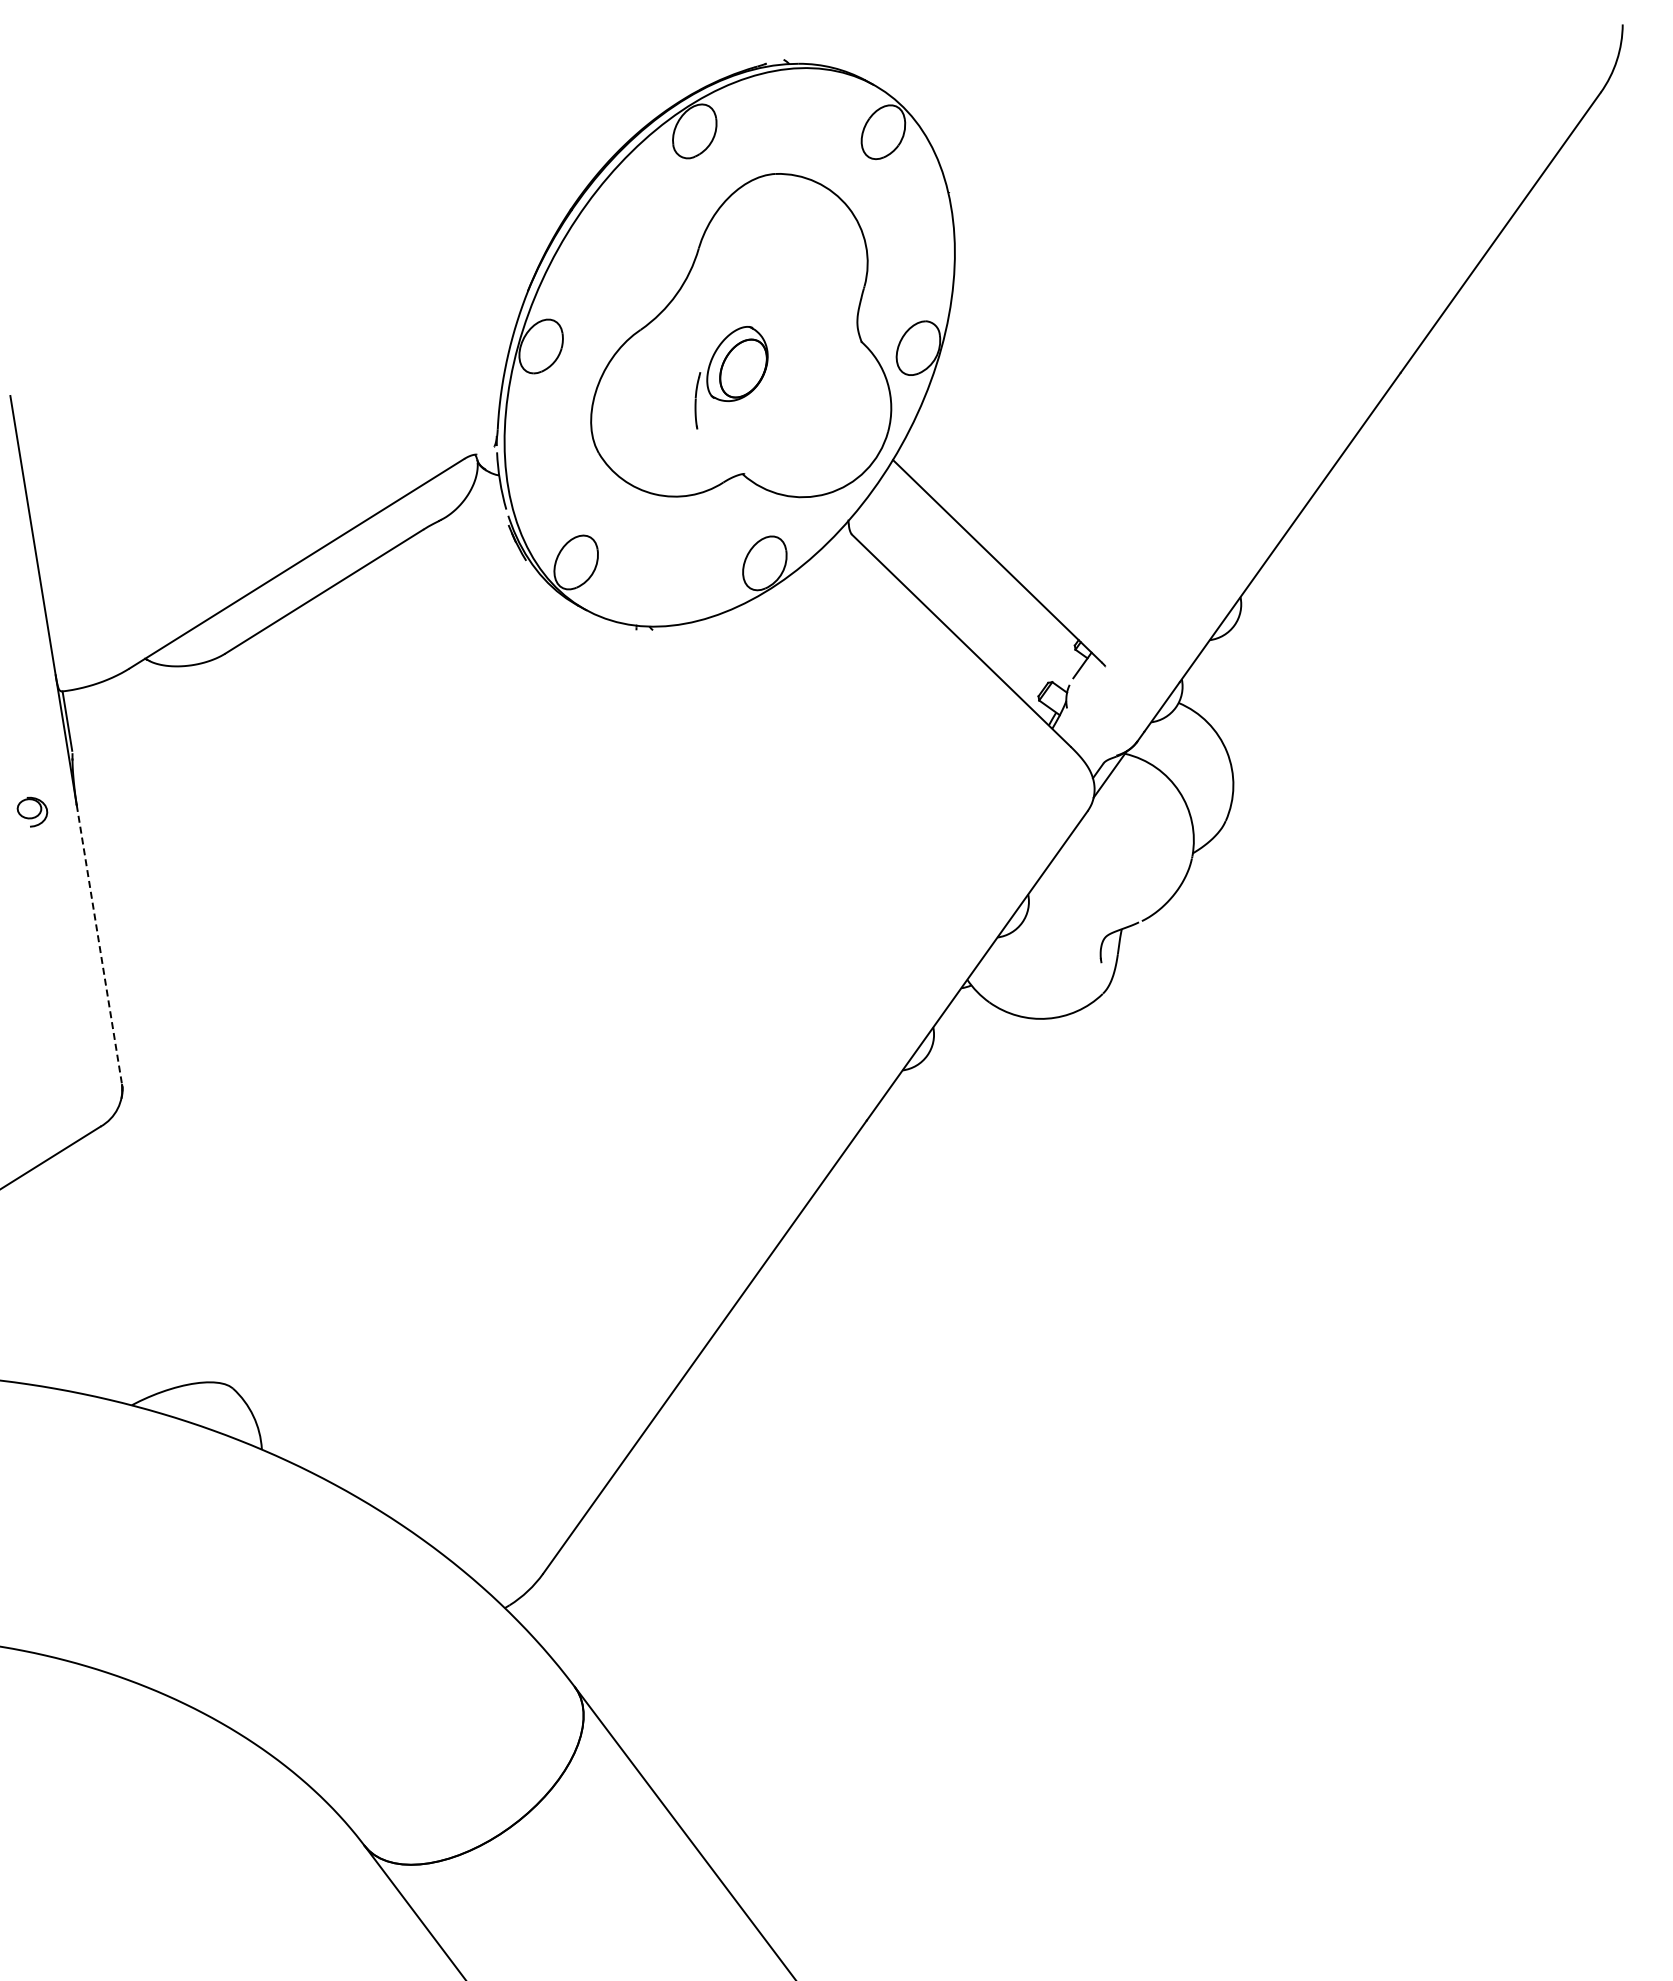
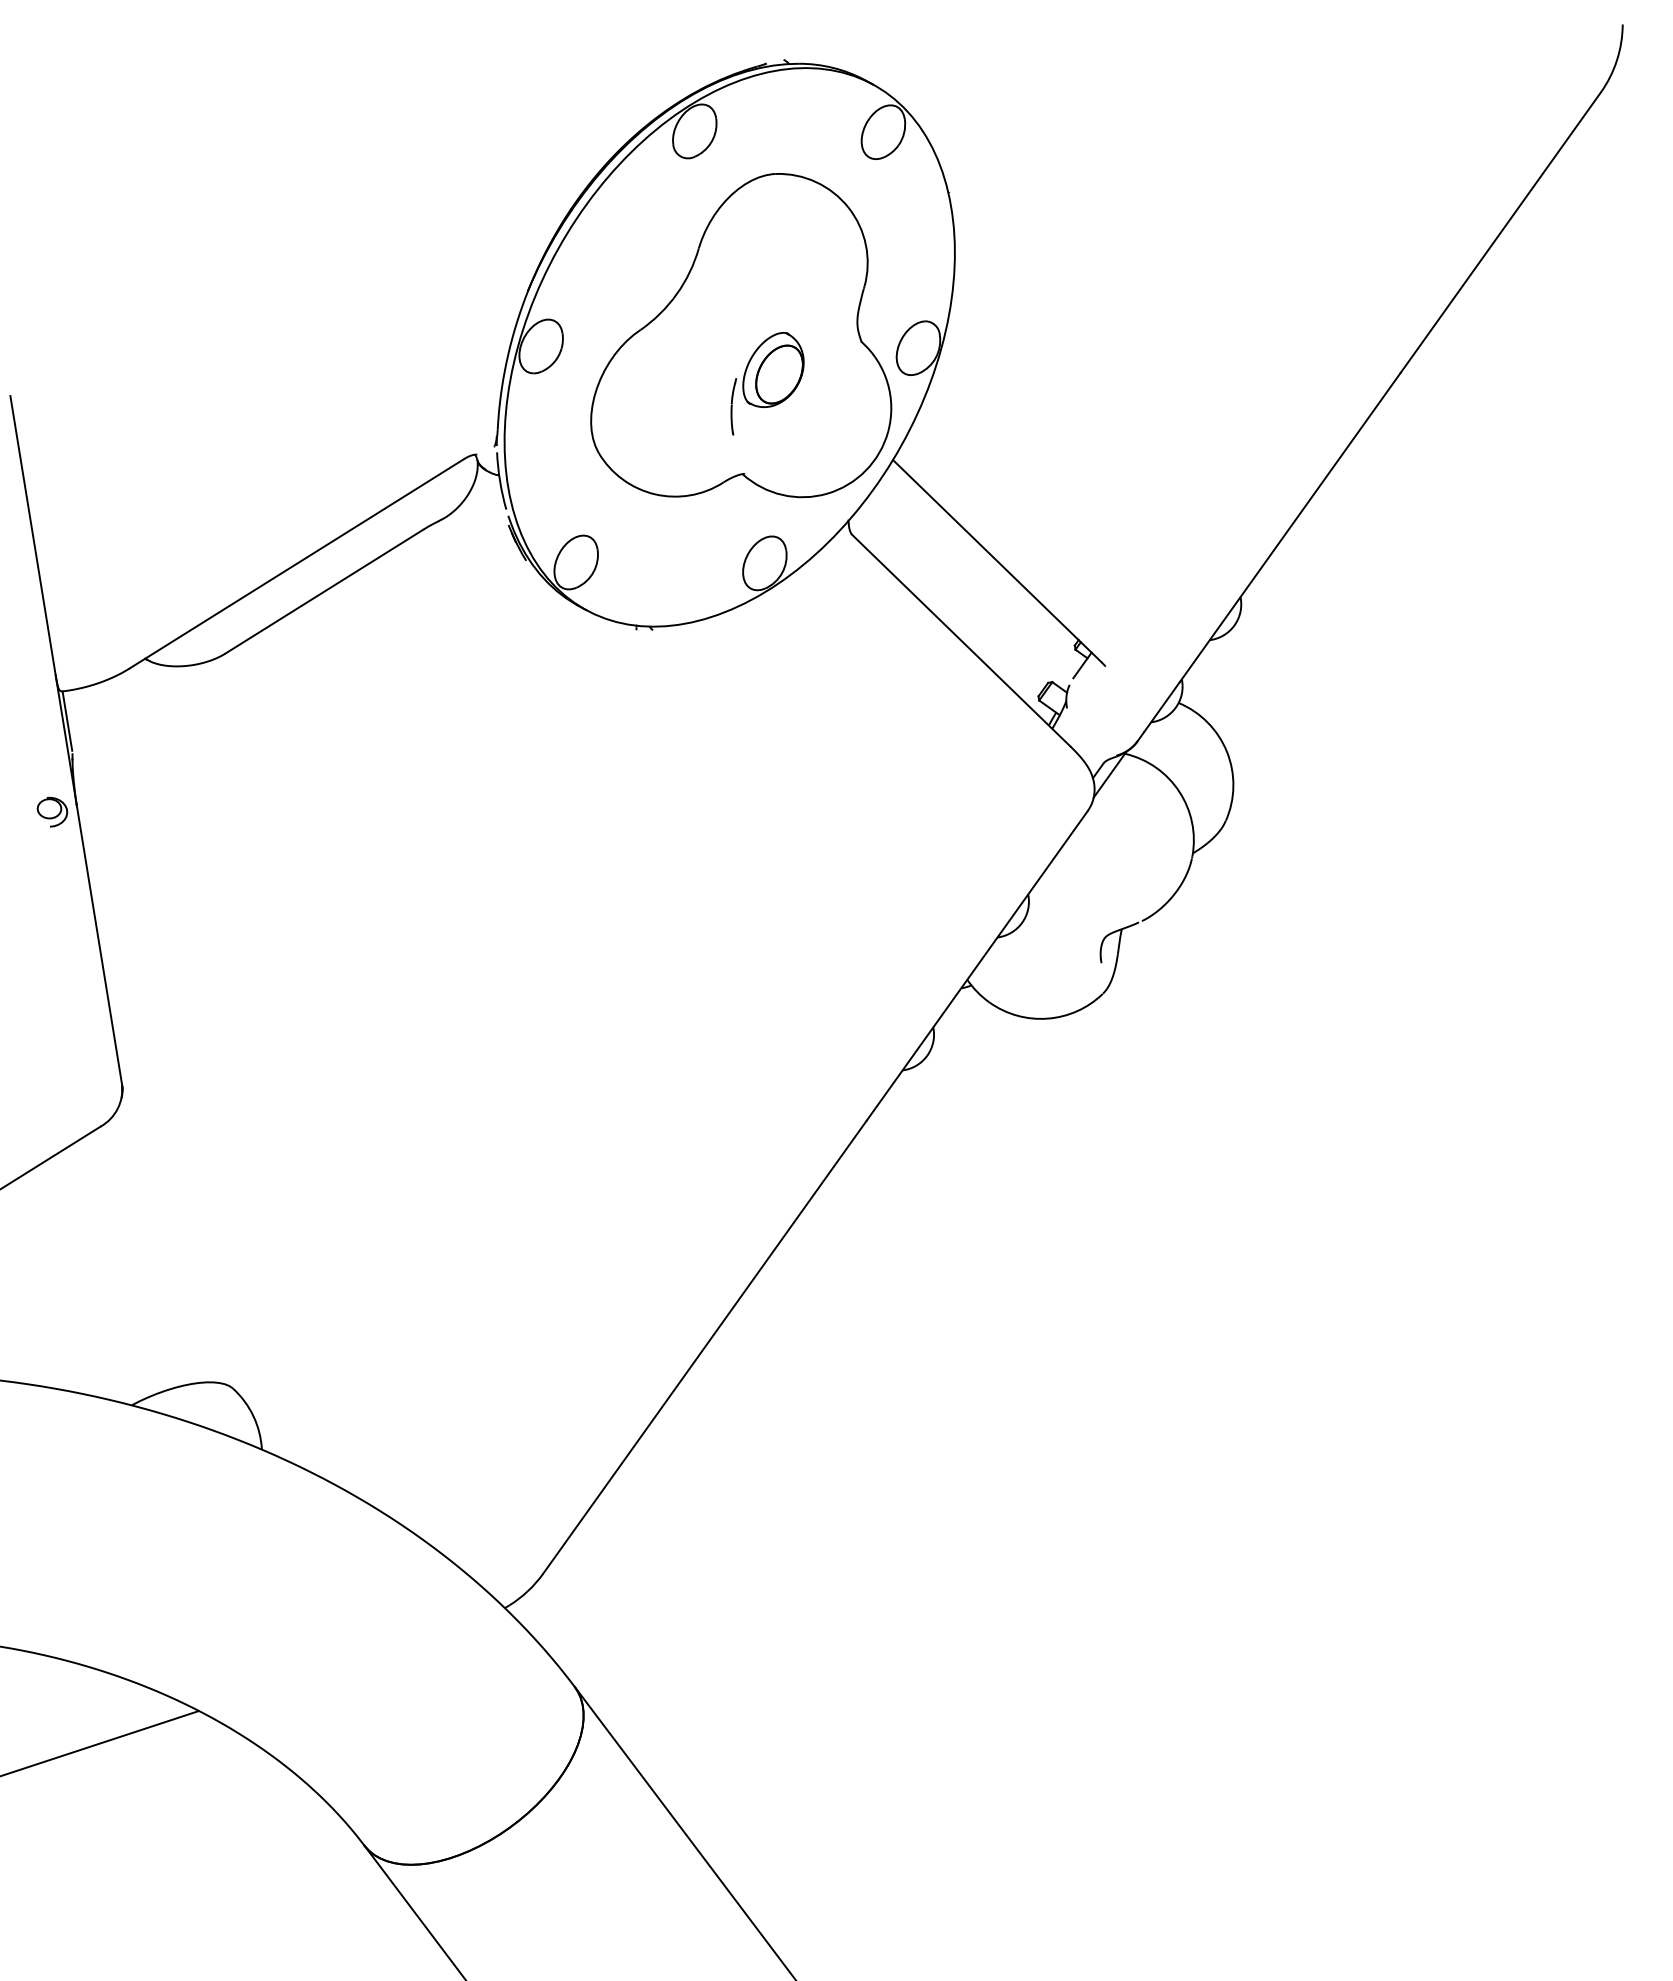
part position: (731, 377) -> (767, 383) (767, 383)
part position: (32, 811) -> (52, 811) (52, 811)
line: dashed -> solid (99, 944)
line: none -> present (100, 1743)
